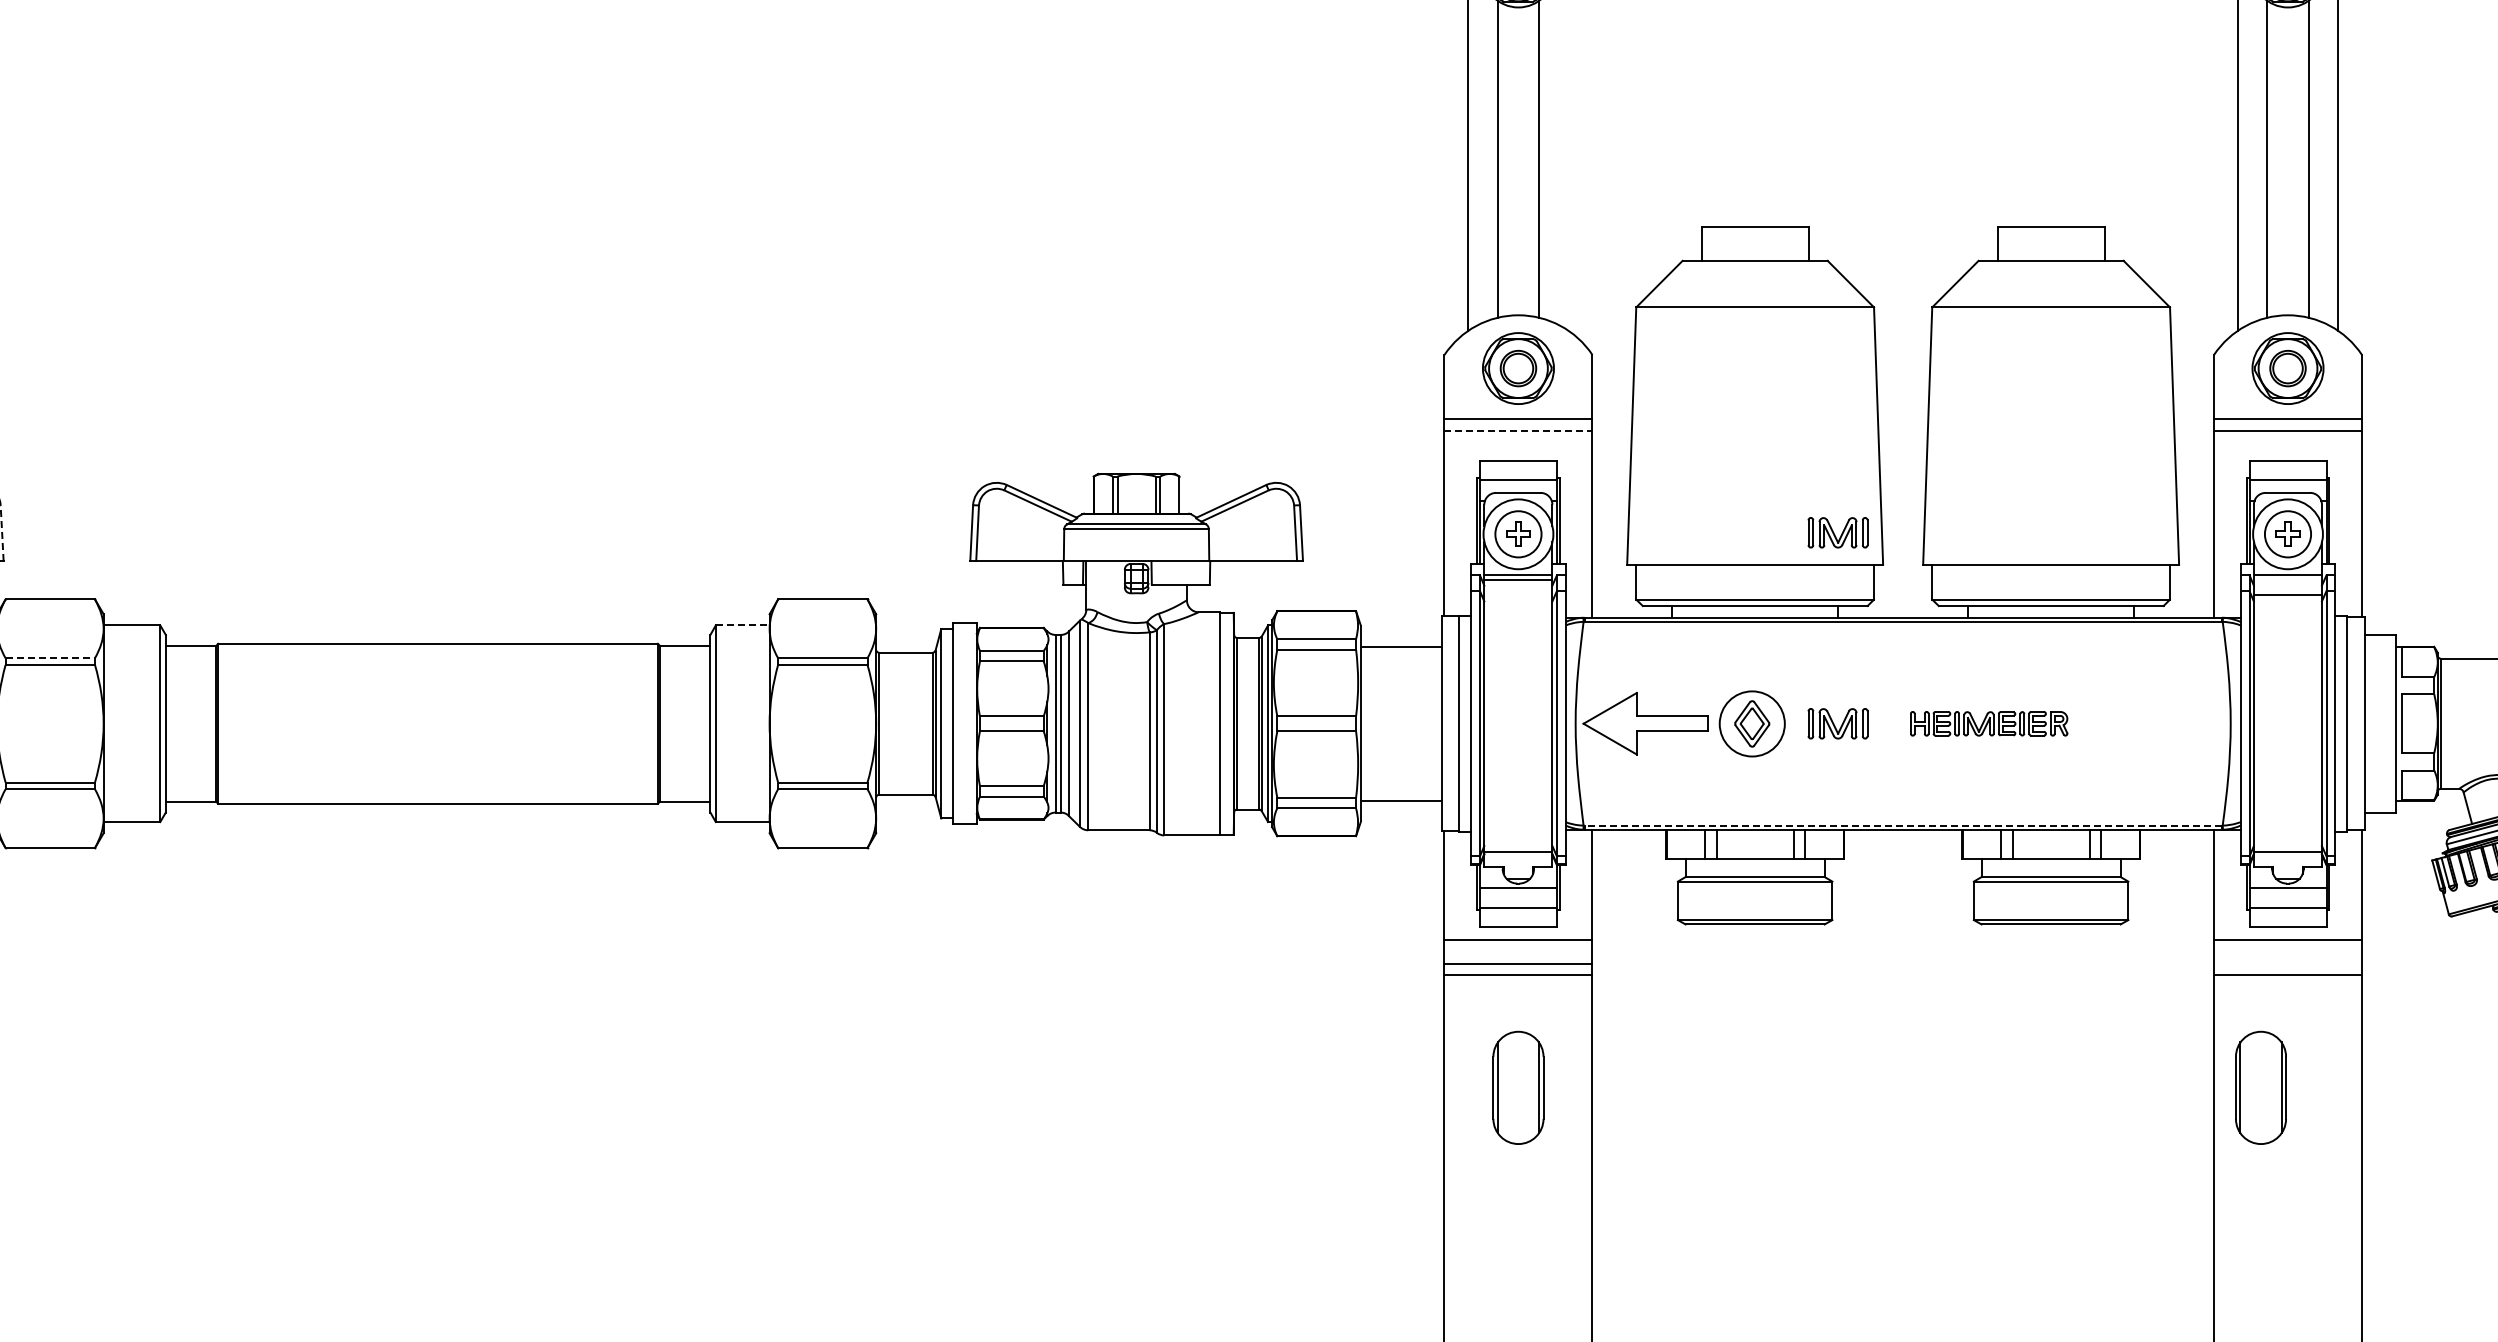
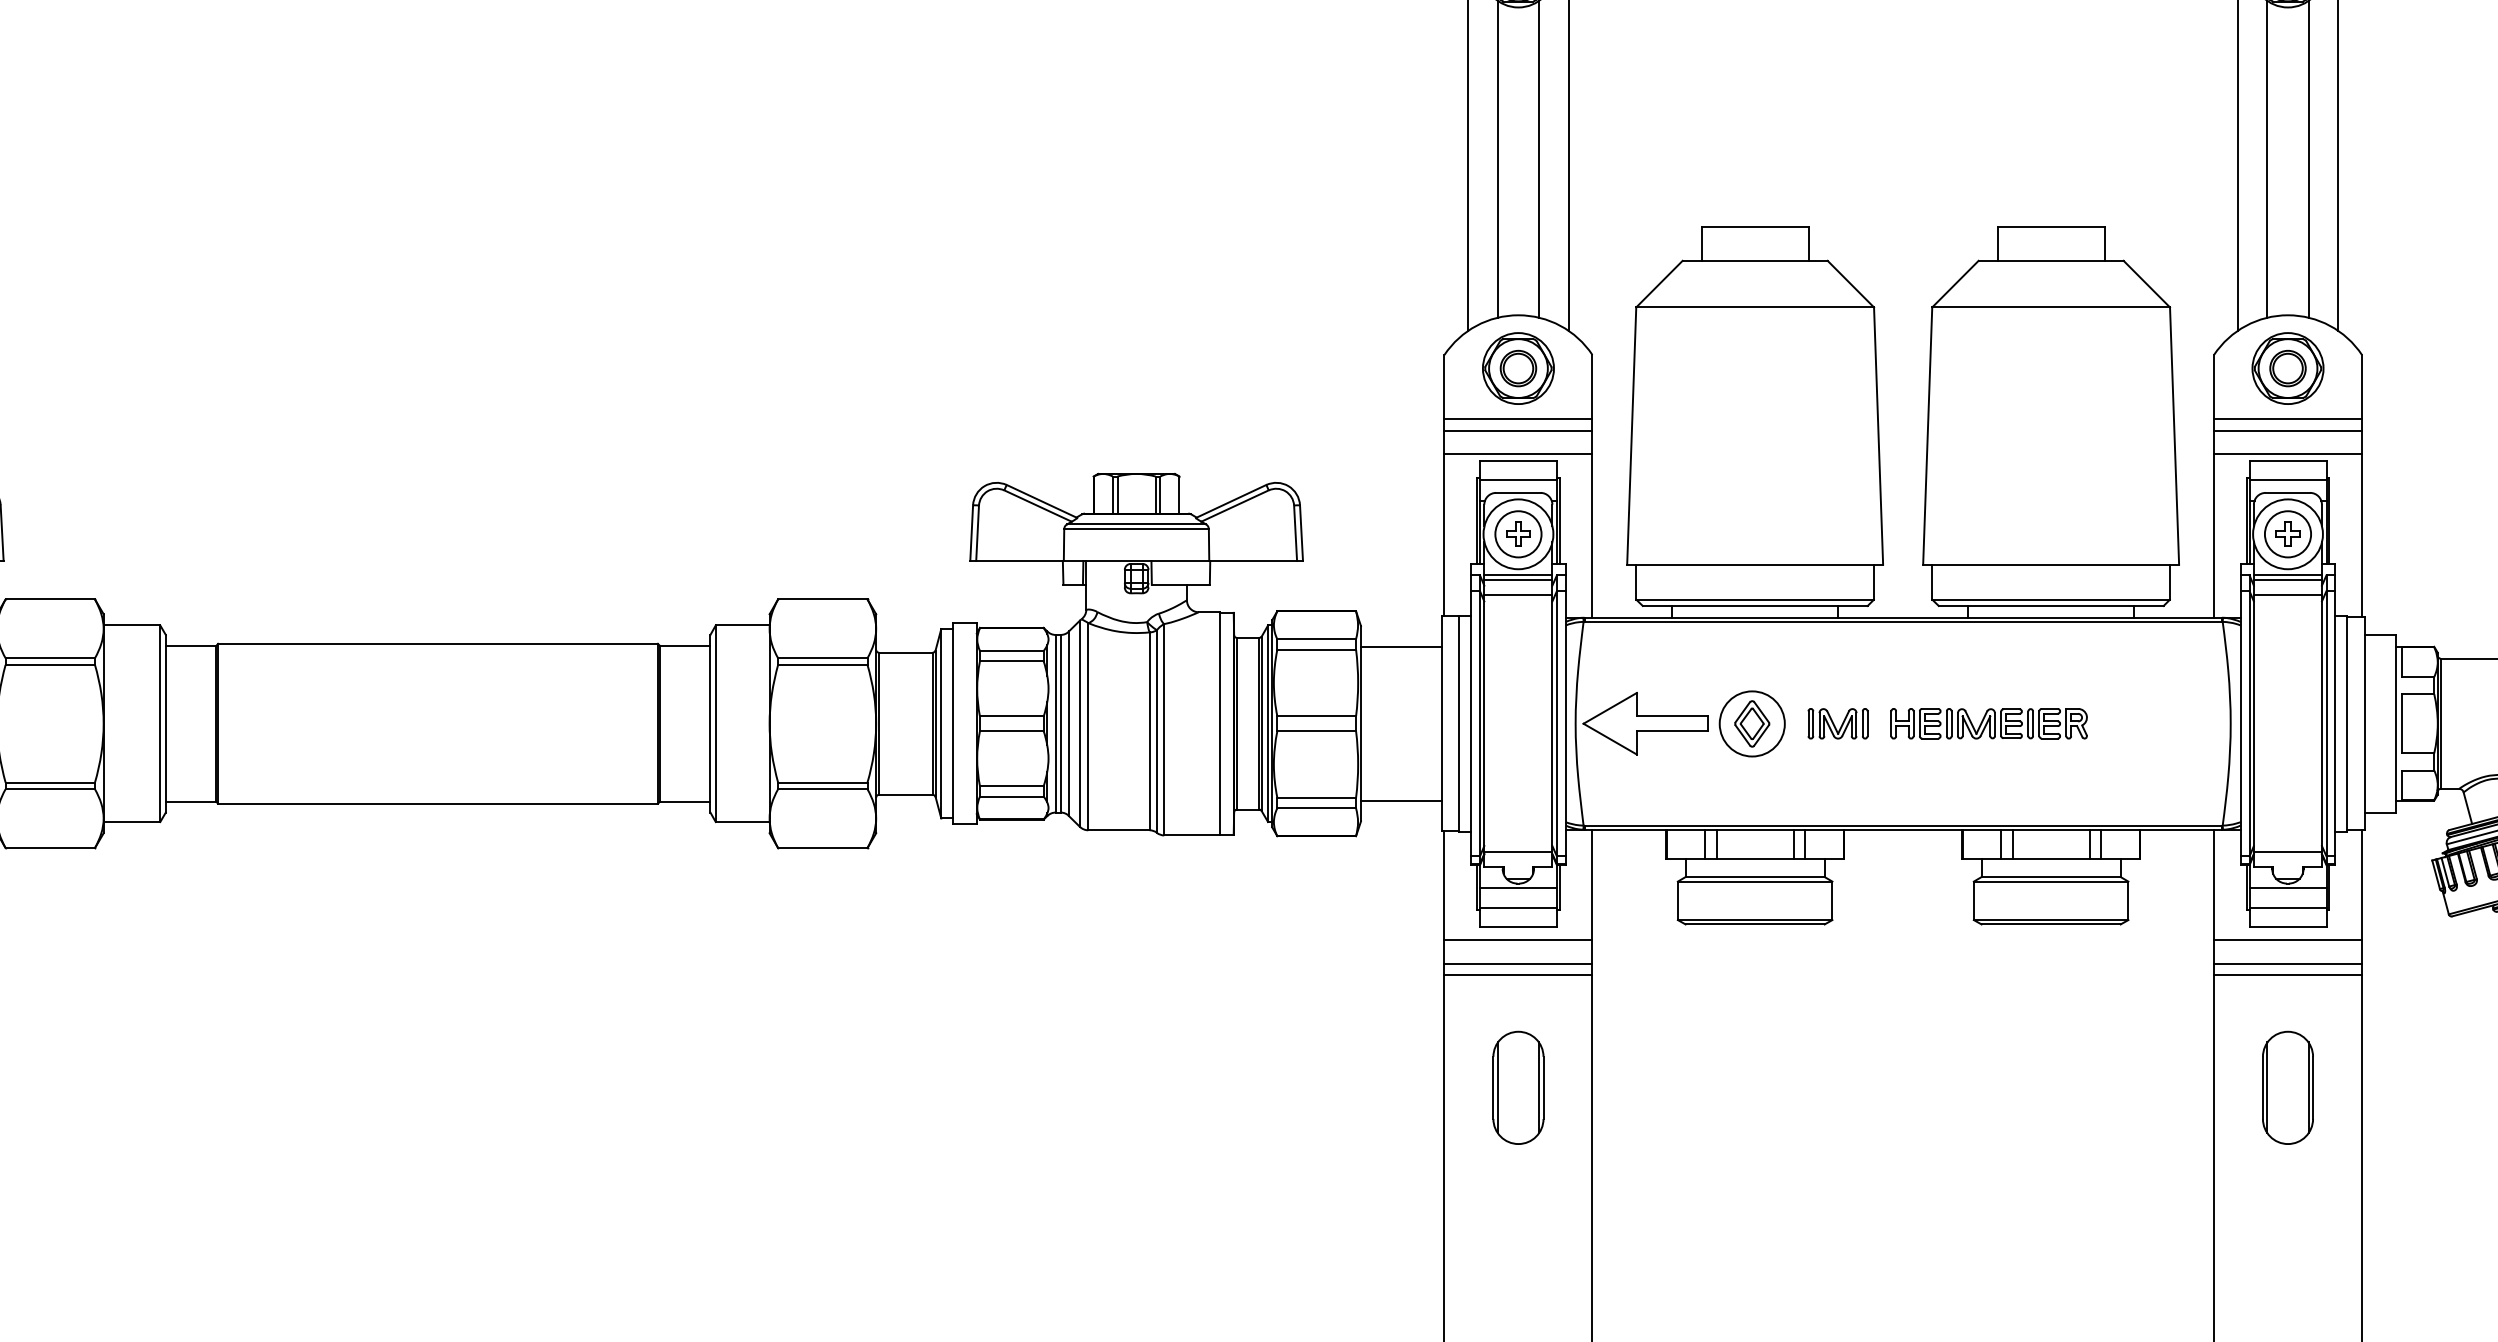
line: none -> present (1568, 166)
line: dashed -> solid (1518, 430)
line: none -> present (1518, 454)
line: none -> present (2288, 454)
part: present -> none (1837, 532)
line: dashed -> solid (2, 533)
line: none -> present (2287, 580)
line: none -> present (1518, 595)
line: dashed -> solid (742, 625)
line: dashed -> solid (50, 658)
part size: 159x26 px -> 198x32 px (1988, 723)
line: dashed -> solid (1903, 825)
line: none -> present (2288, 963)
part position: (2260, 1087) -> (2287, 1087) (2287, 1087)
